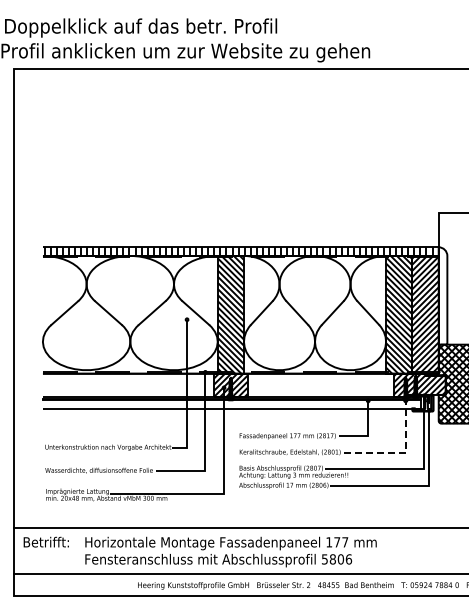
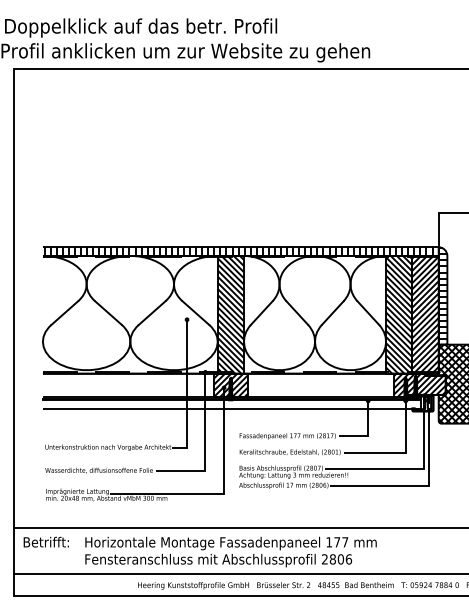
hatch: none -> present (442, 293)
line: dashed -> solid (401, 453)
text: 5806 -> 2806 (324, 559)
